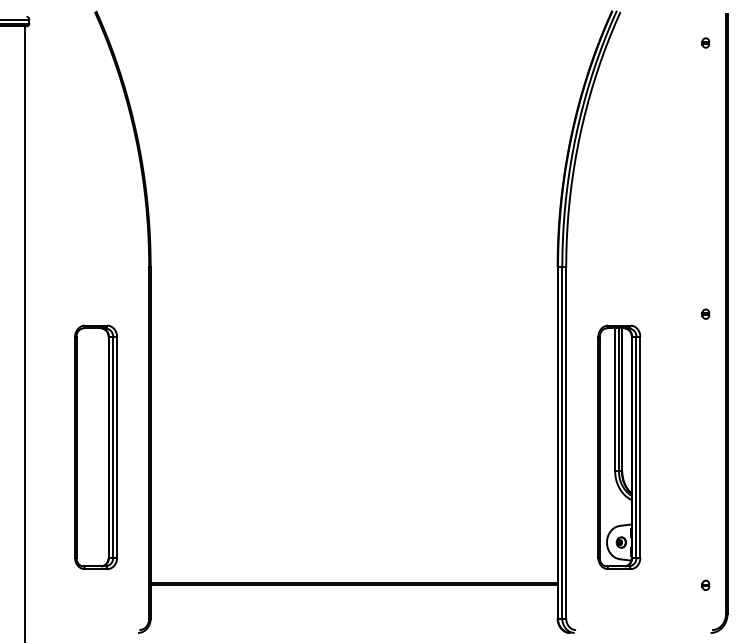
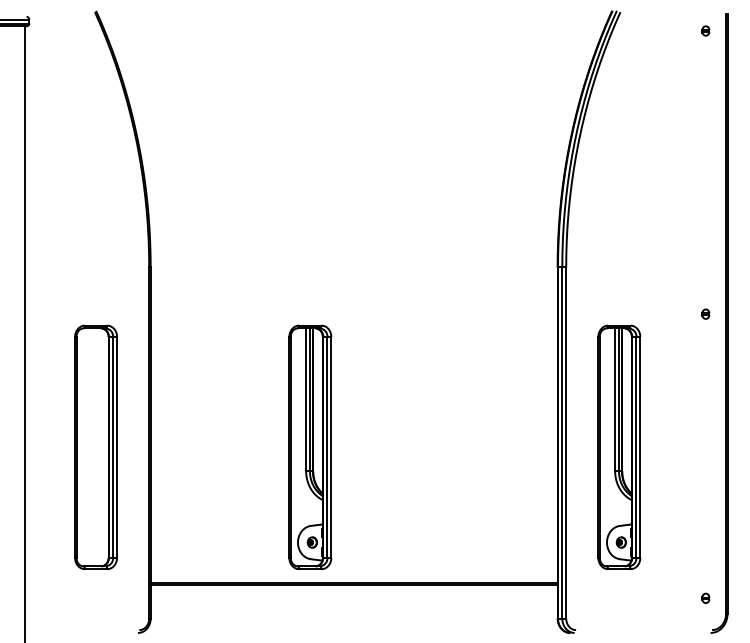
part position: (705, 42) -> (705, 30) (705, 30)
part: none -> present (310, 446)
part position: (705, 584) -> (705, 597) (705, 597)
